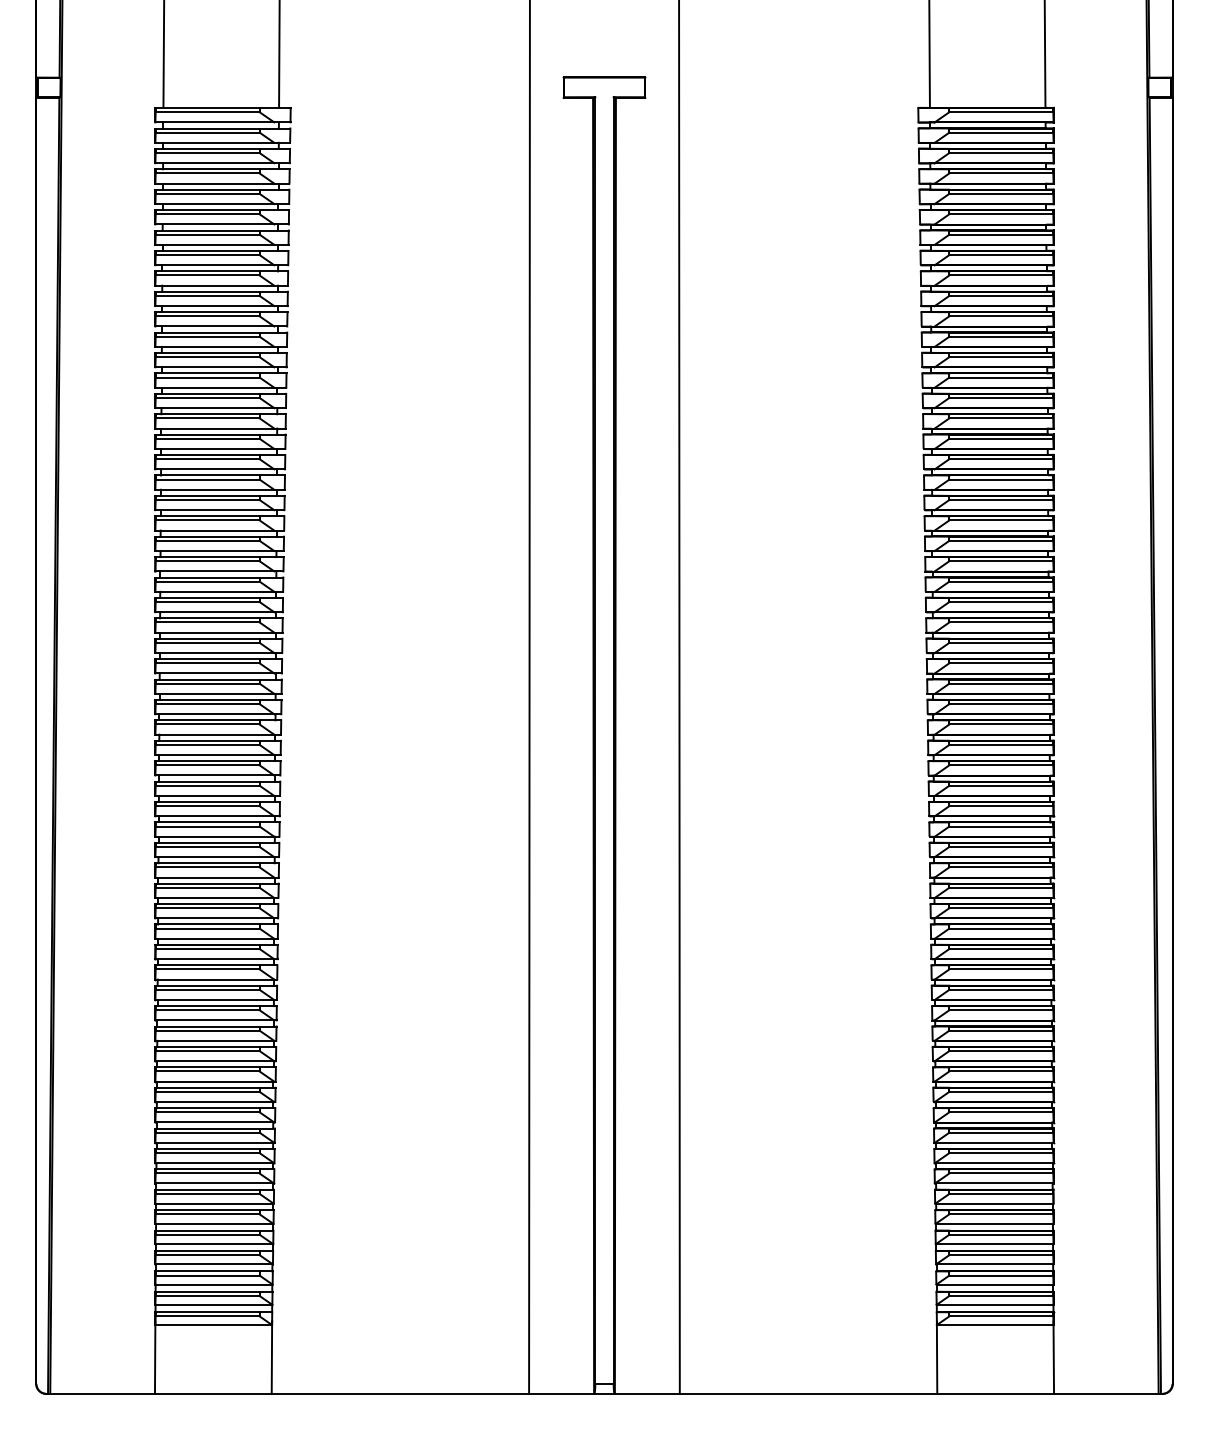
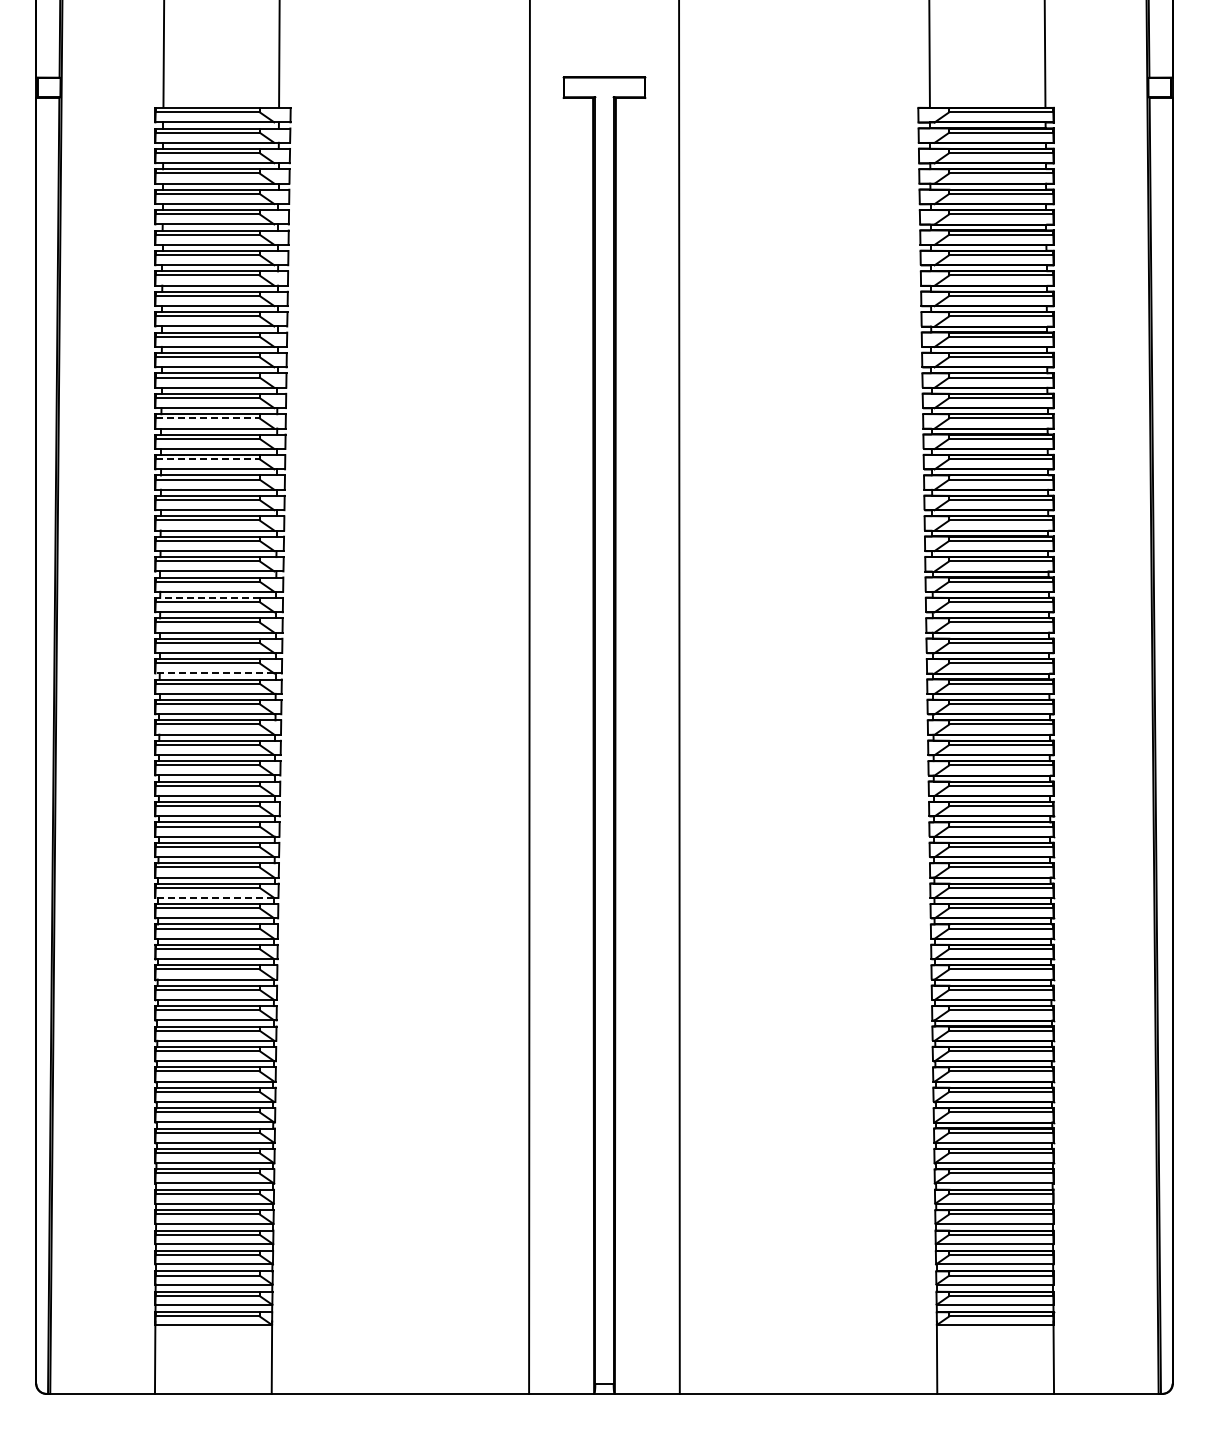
line: solid -> dashed (207, 418)
line: solid -> dashed (207, 459)
line: solid -> dashed (207, 597)
line: solid -> dashed (214, 673)
line: solid -> dashed (214, 897)
